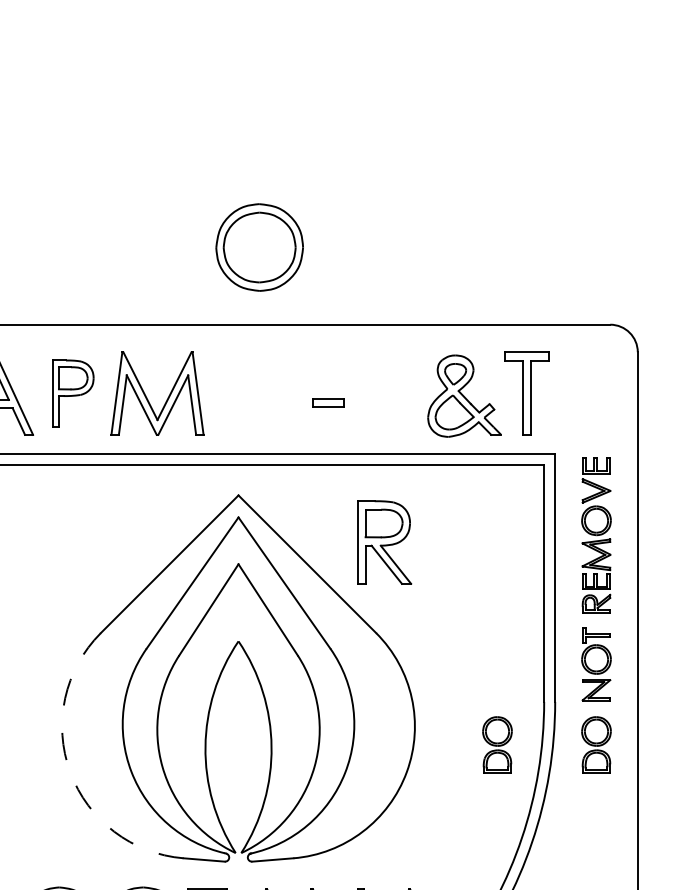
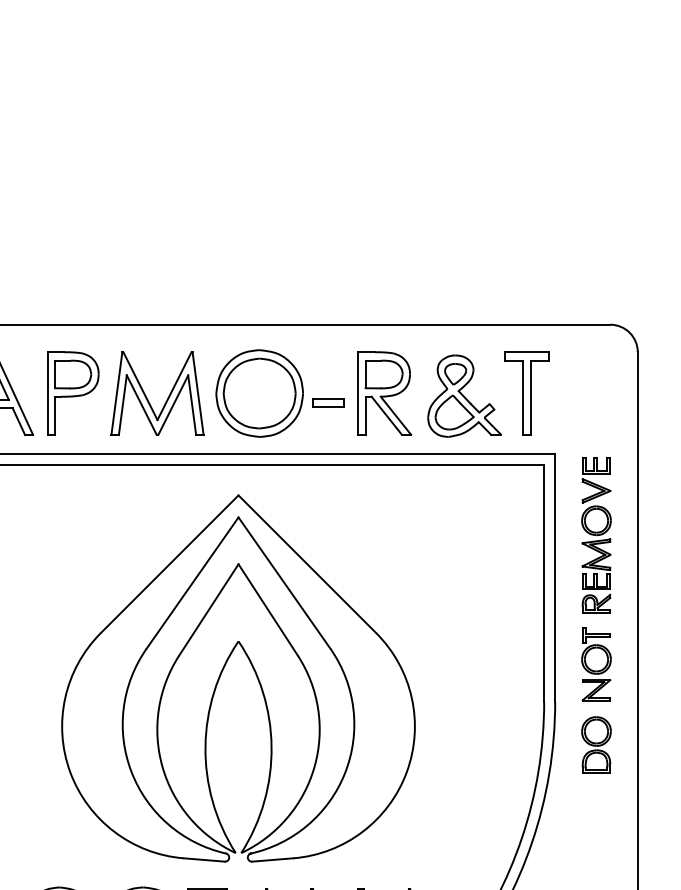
part position: (259, 247) -> (259, 393) (259, 393)
part size: 43x69 px -> 53x85 px (73, 393)
part position: (384, 542) -> (384, 393) (384, 393)
part: present -> none (497, 744)
arc: dashed -> solid (70, 772)
